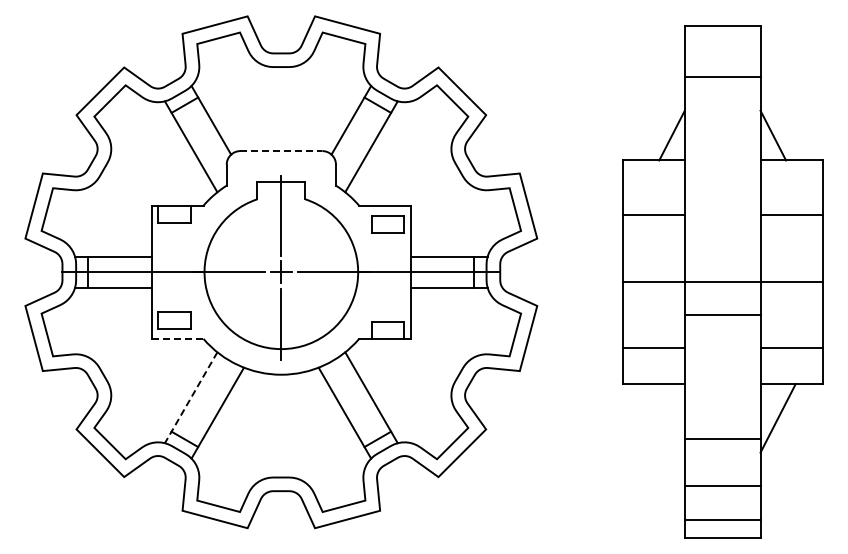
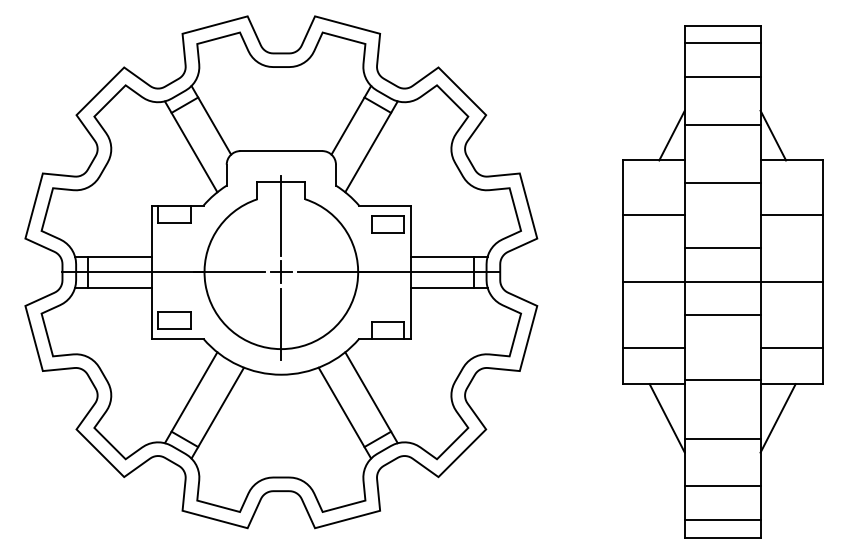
line: none -> present (722, 43)
line: none -> present (722, 124)
line: dashed -> solid (281, 151)
line: none -> present (722, 182)
line: none -> present (722, 248)
line: dashed -> solid (177, 338)
line: none -> present (722, 380)
line: dashed -> solid (190, 398)
line: none -> present (666, 418)
